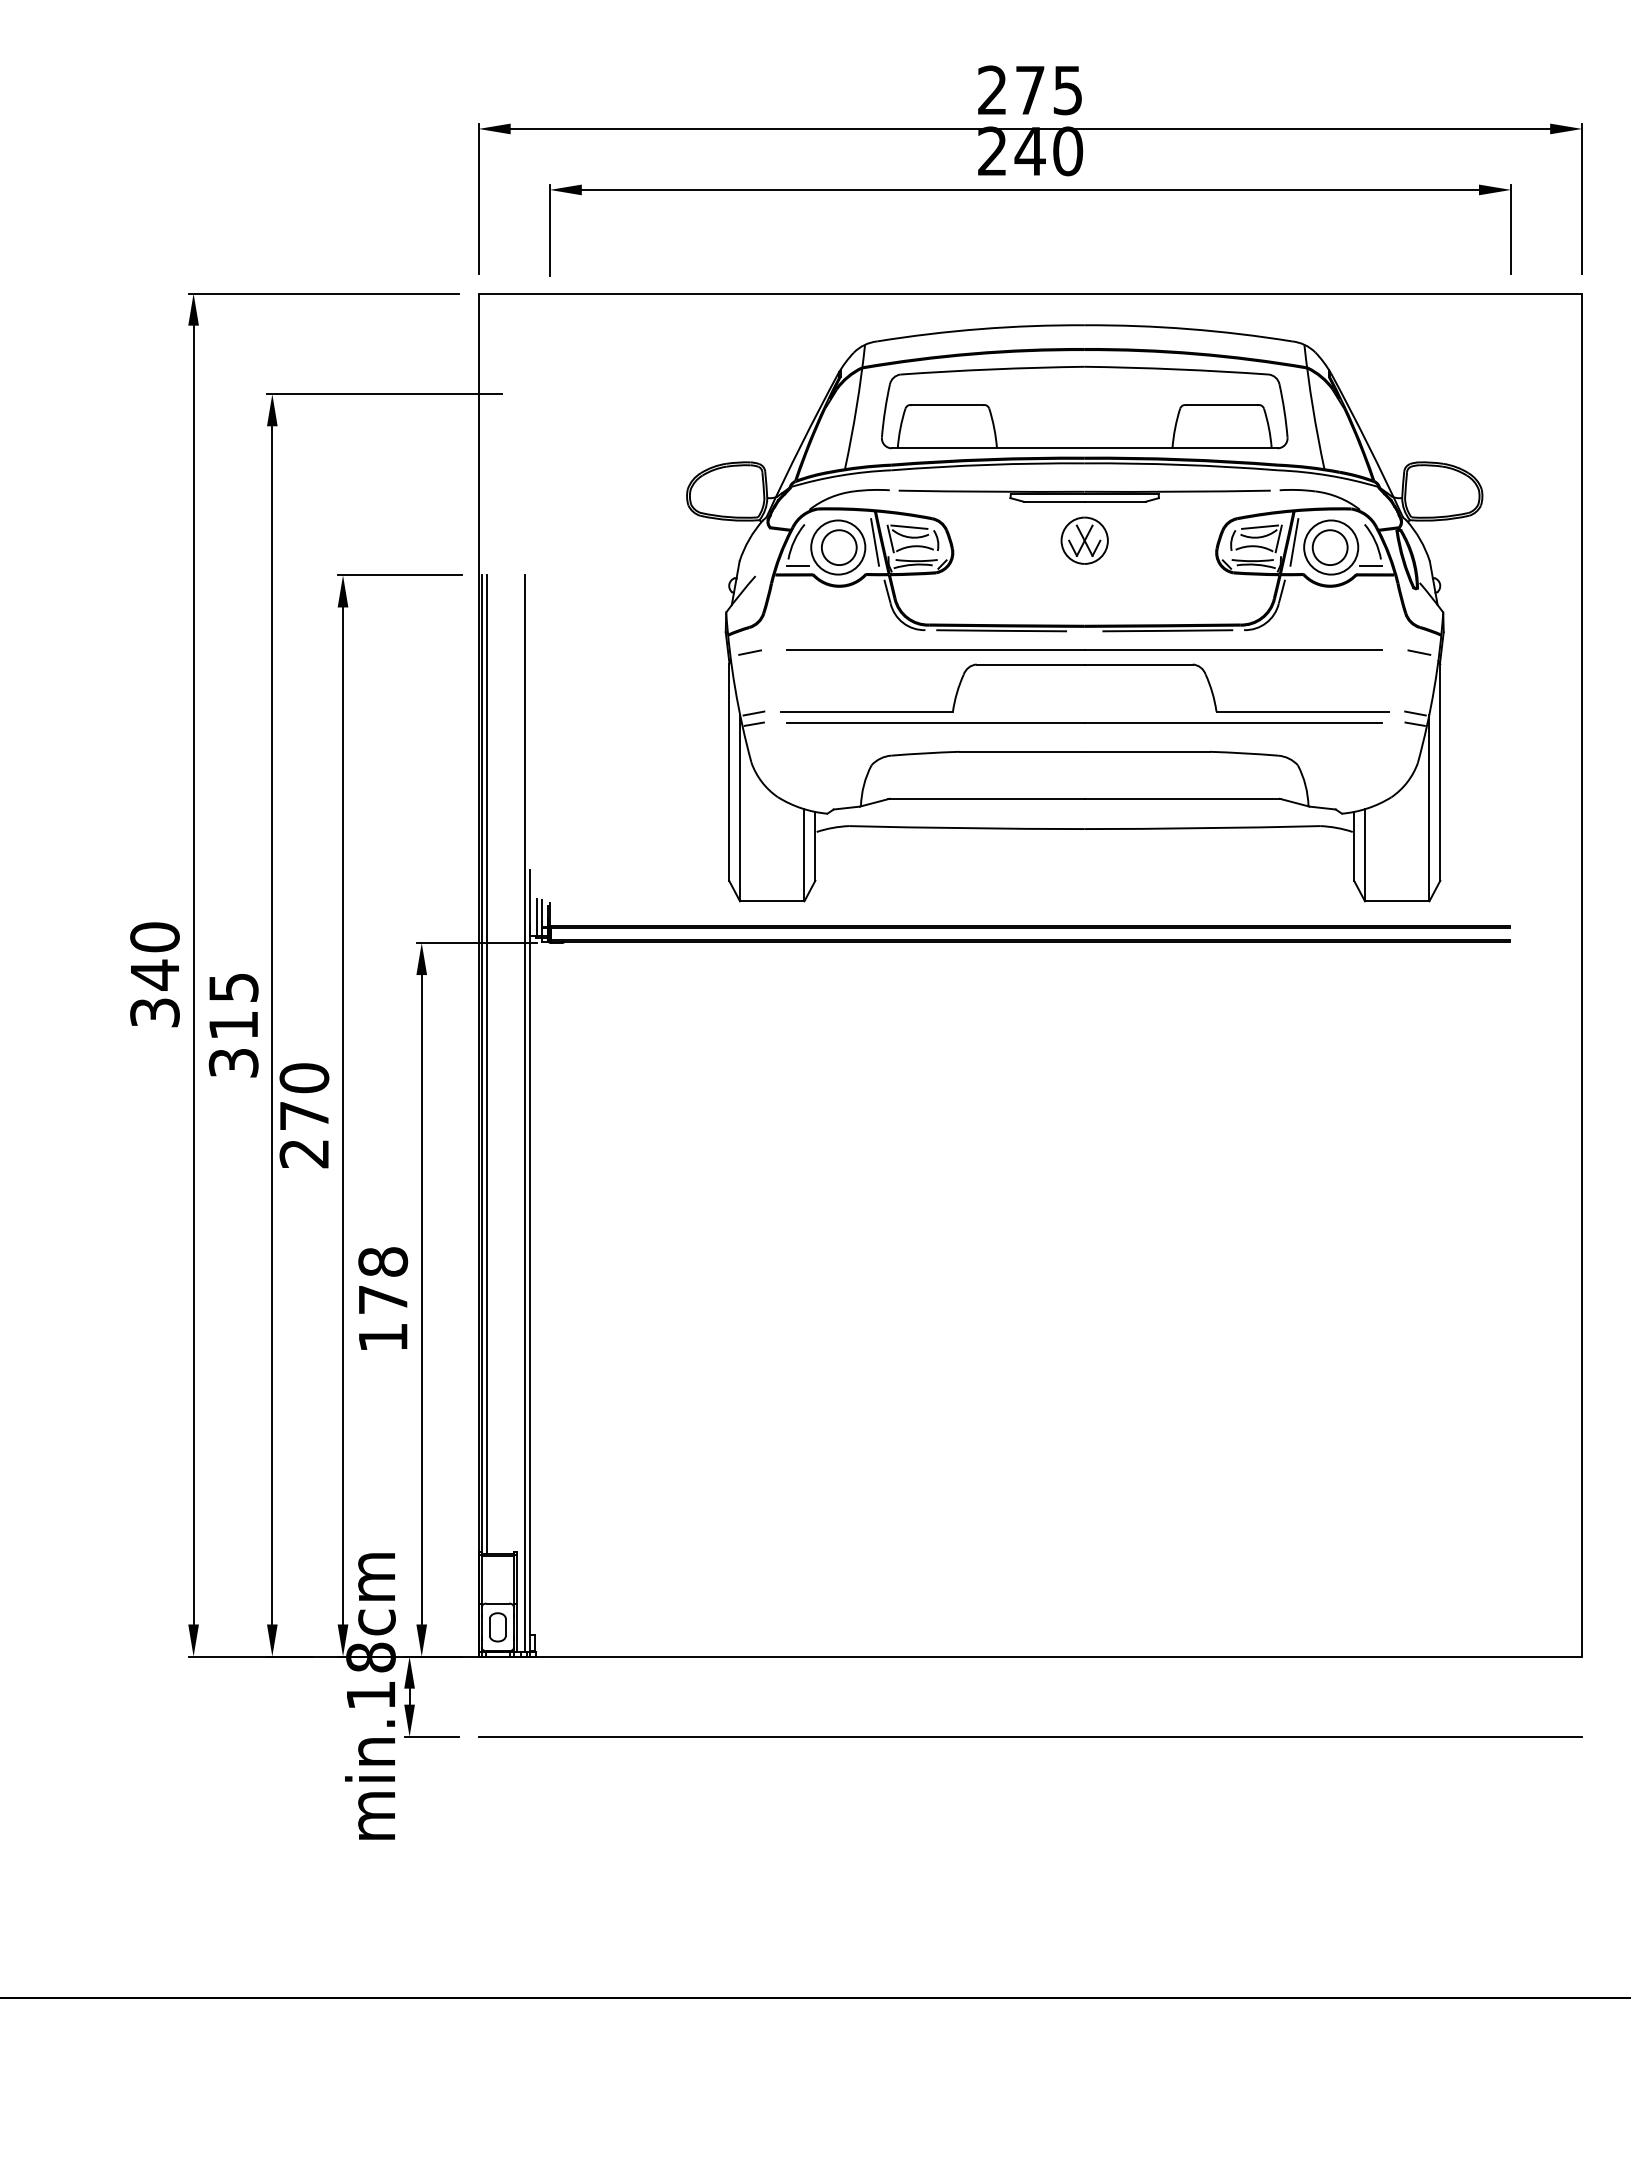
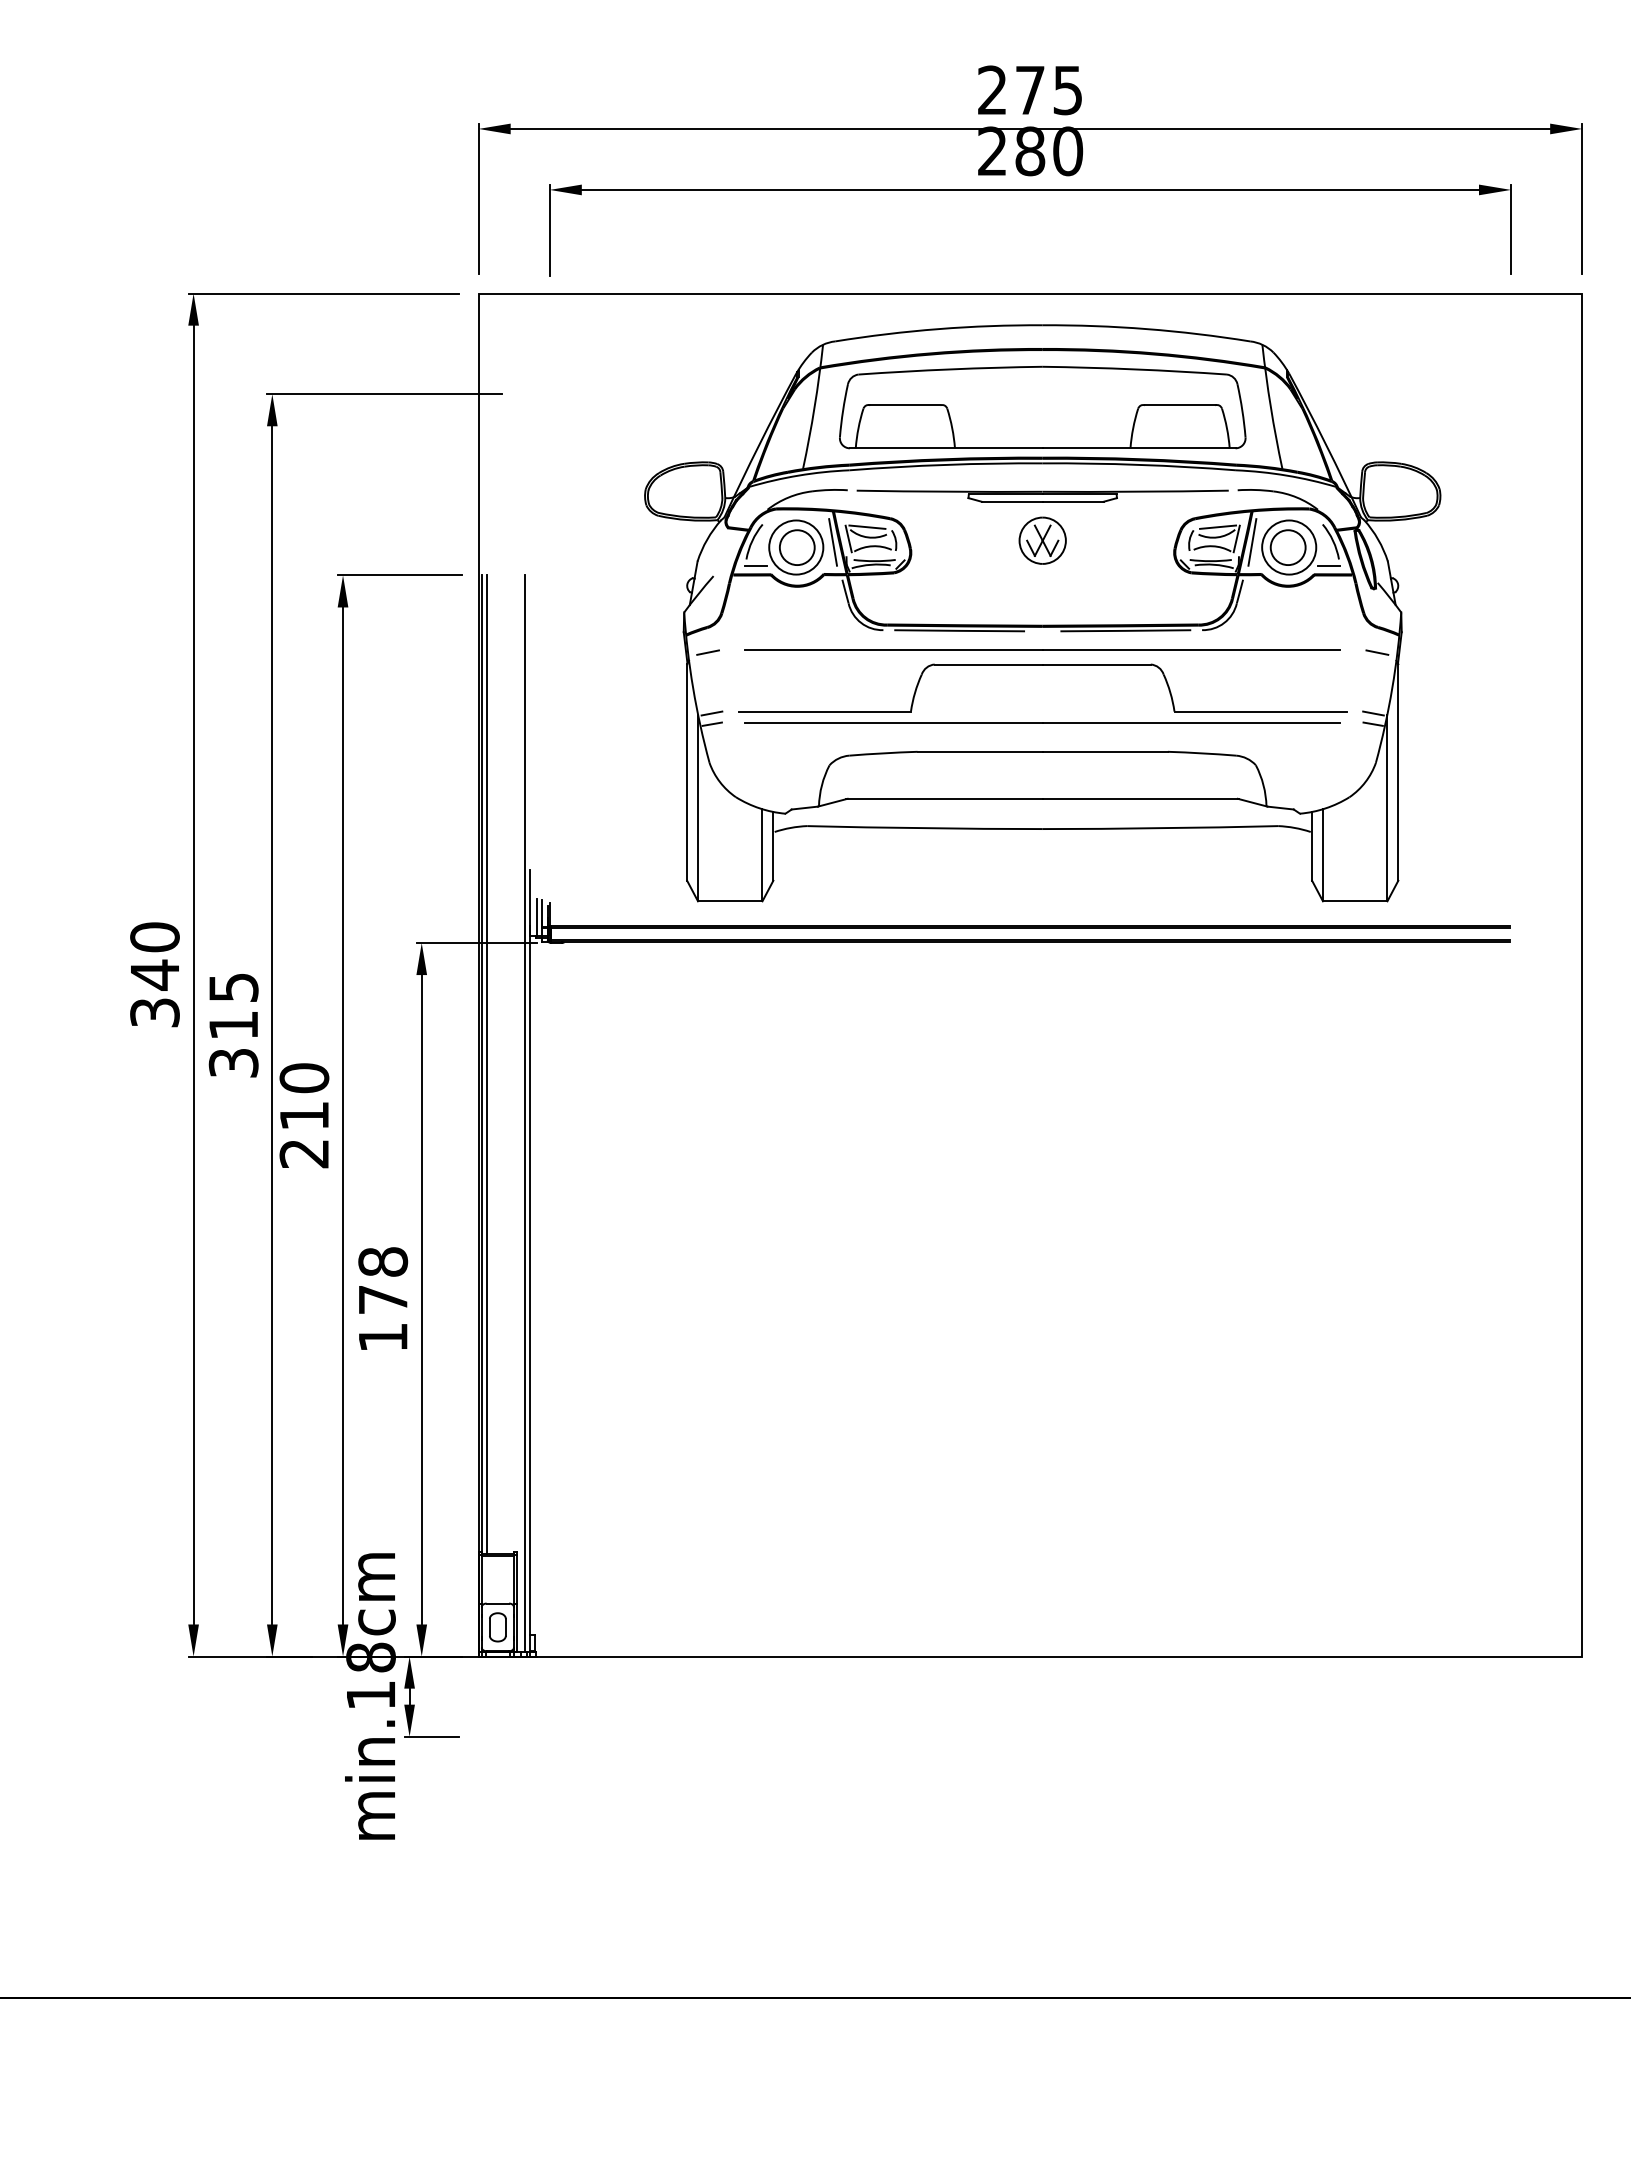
text: 240 -> 280 (1029, 151)
part position: (1084, 613) -> (1042, 613) (1042, 613)
text: 270 -> 210 (304, 1115)
line: present -> none (1030, 1736)
